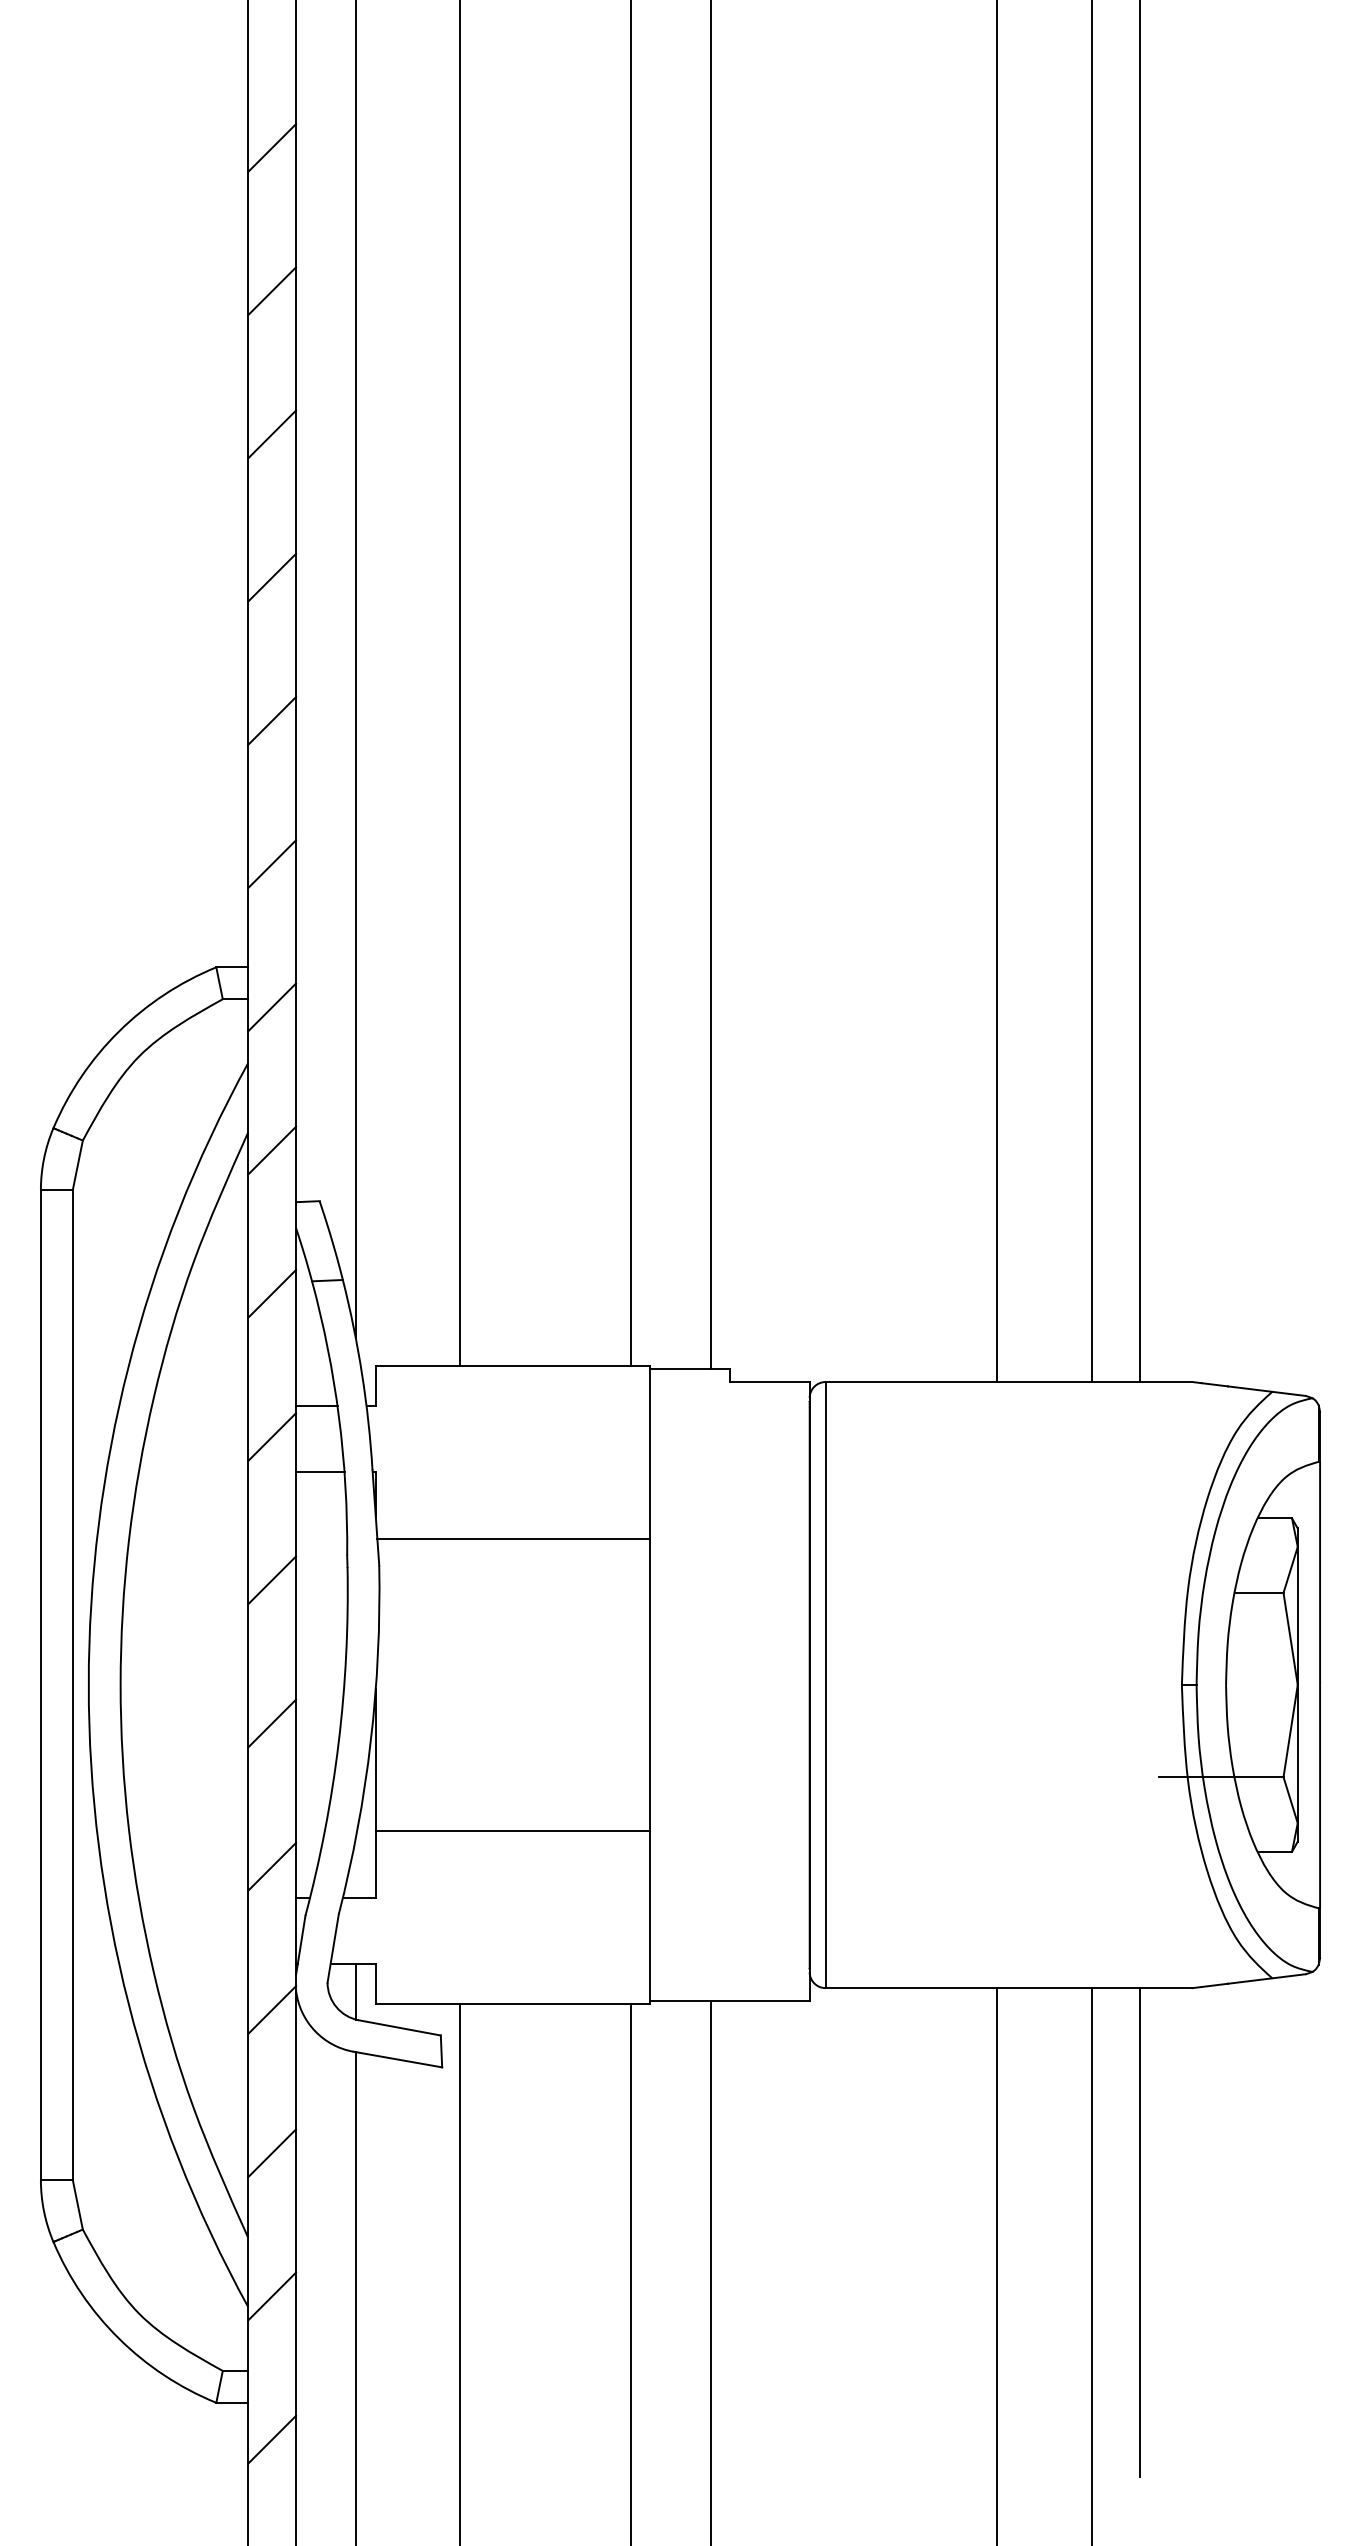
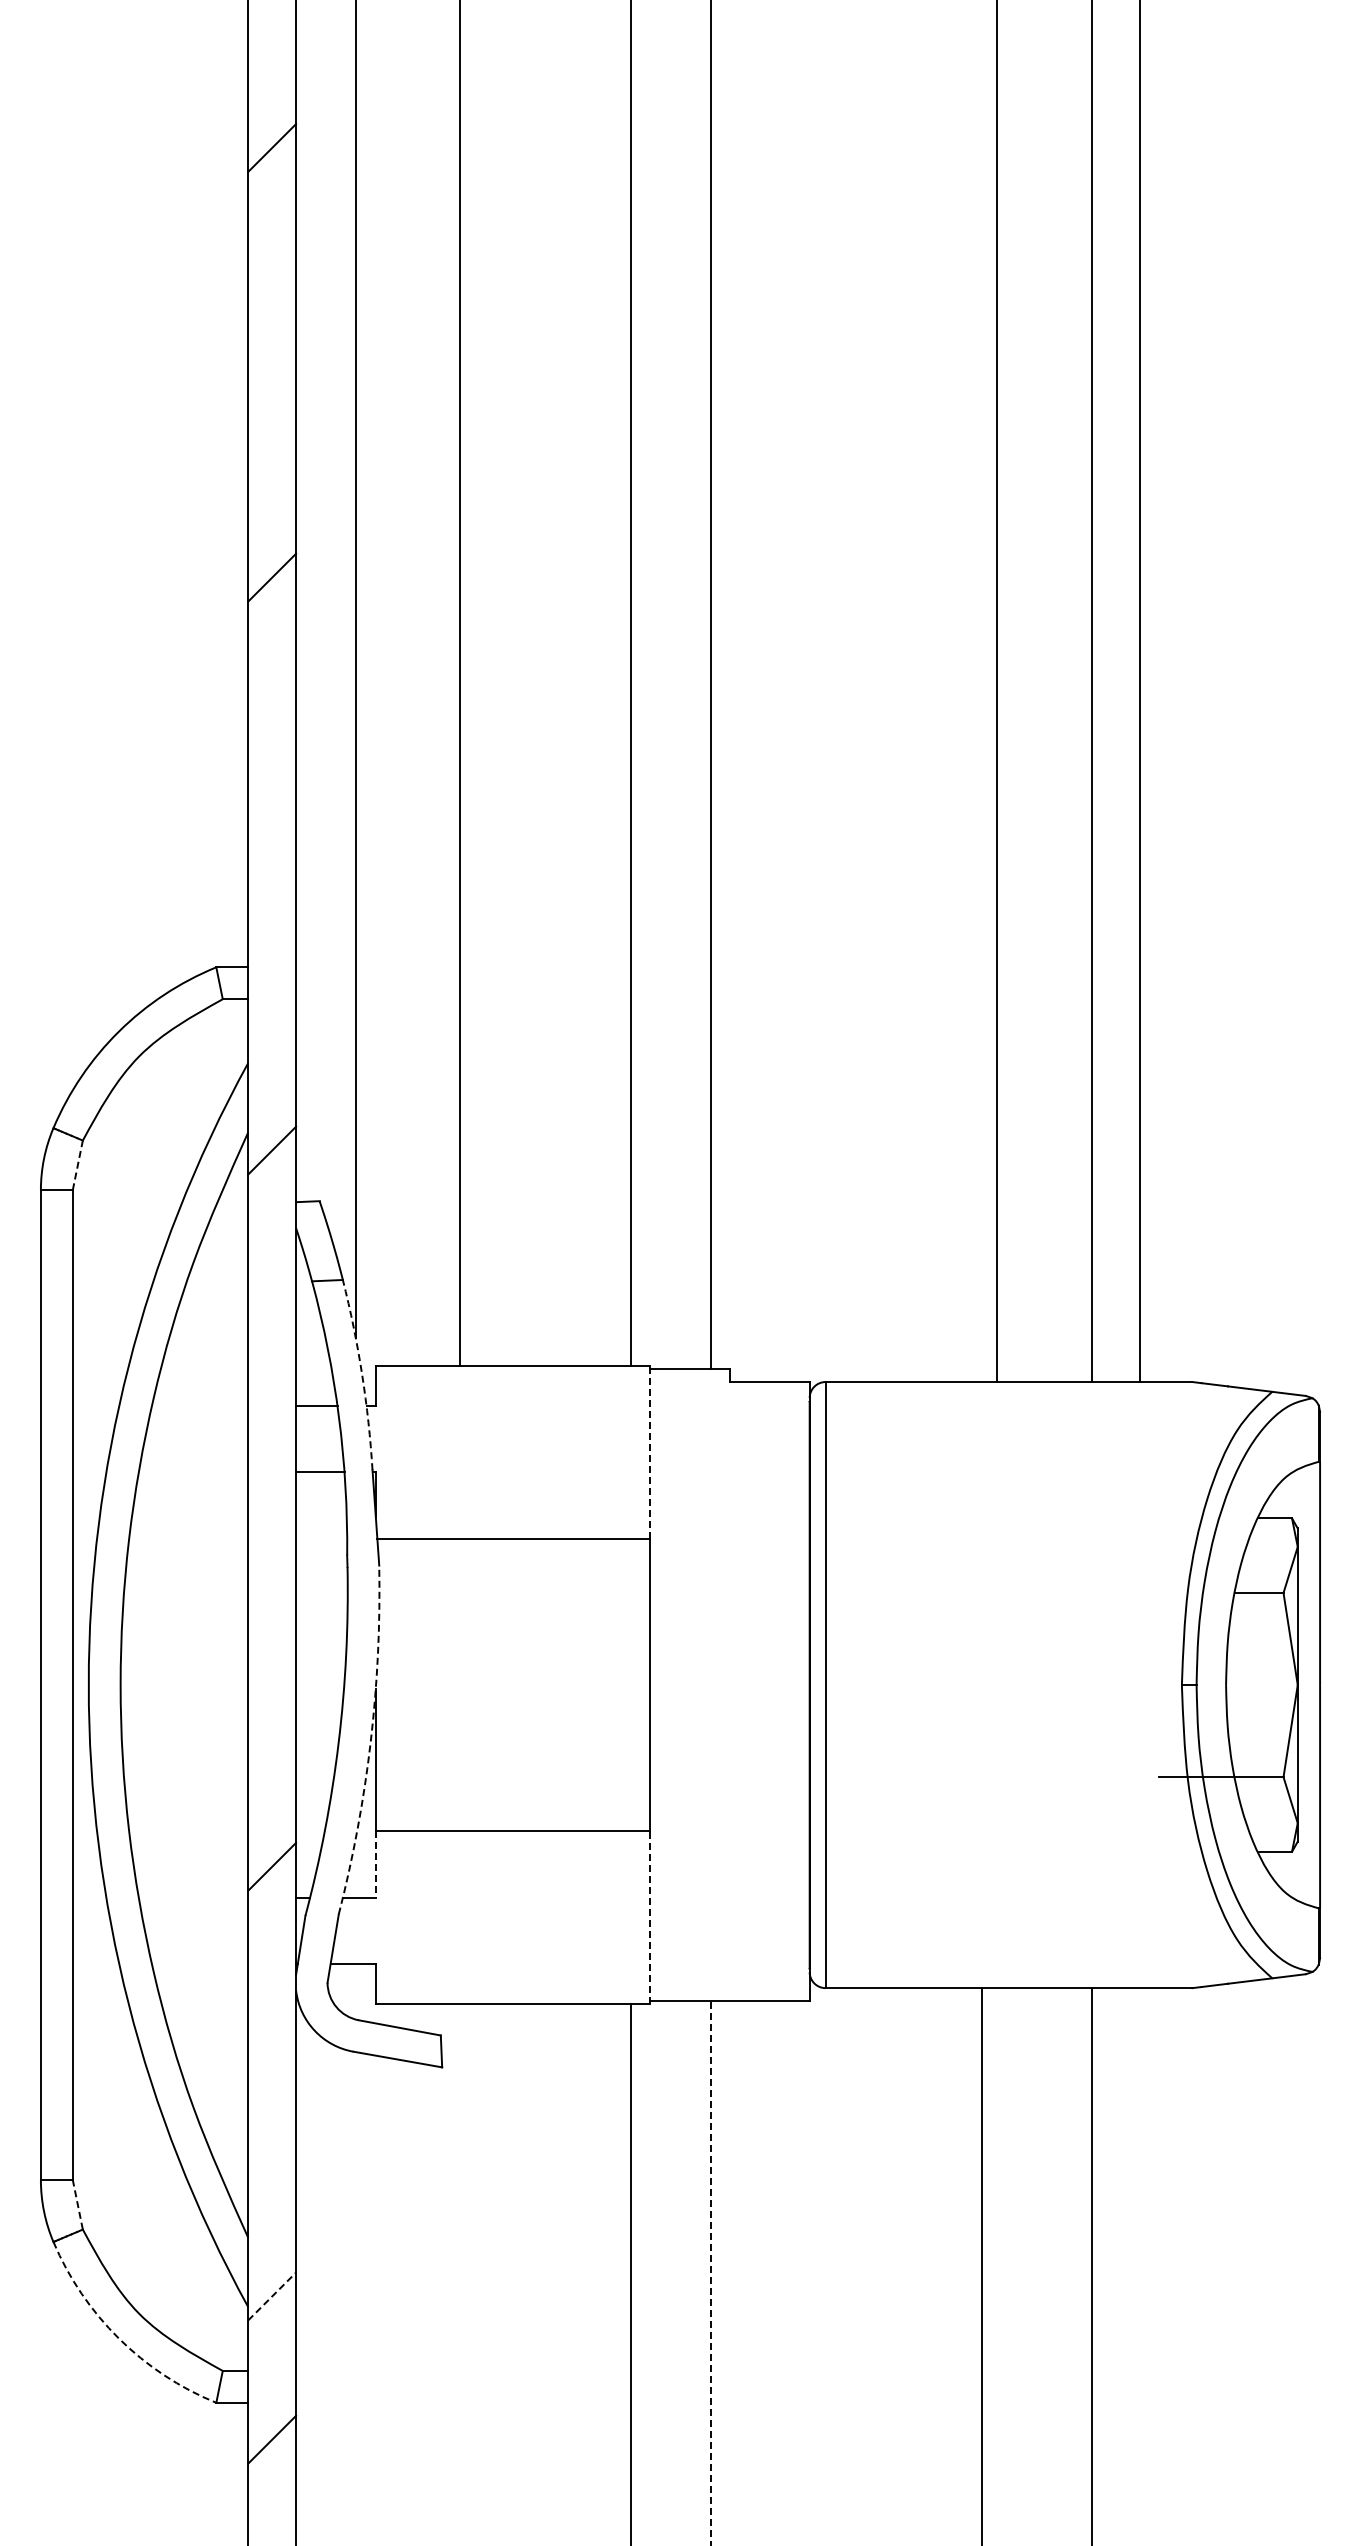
line: present -> none (272, 291)
line: present -> none (272, 434)
line: present -> none (272, 720)
line: present -> none (272, 864)
line: present -> none (272, 1007)
line: solid -> dashed (77, 1164)
line: present -> none (272, 1293)
arc: solid -> dashed (362, 1374)
line: present -> none (272, 1437)
line: solid -> dashed (650, 1452)
line: present -> none (272, 1580)
line: present -> none (272, 1723)
arc: solid -> dashed (370, 1741)
line: solid -> dashed (375, 1865)
line: solid -> dashed (650, 1917)
line: present -> none (355, 1991)
line: present -> none (272, 2009)
line: present -> none (272, 2153)
line: solid -> dashed (77, 2204)
line: present -> none (1140, 2232)
line position: (996, 2265) -> (981, 2265) (981, 2265)
line: solid -> dashed (710, 2272)
line: present -> none (459, 2273)
line: solid -> dashed (272, 2296)
line: present -> none (355, 2297)
arc: solid -> dashed (118, 2338)
